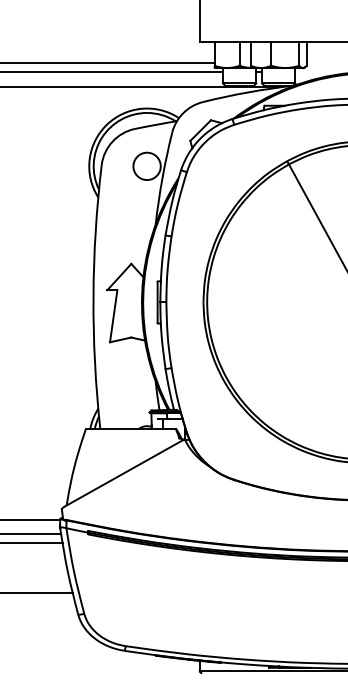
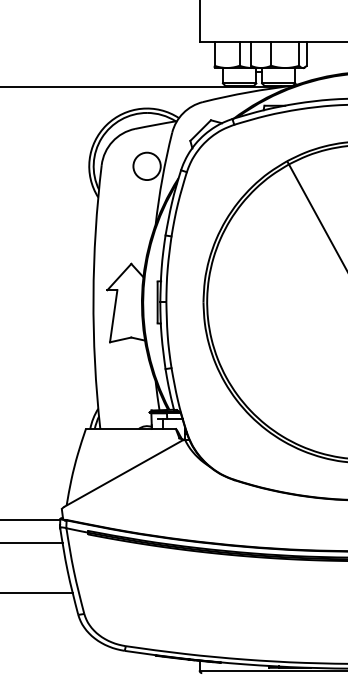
line: present -> none (108, 63)
line: present -> none (112, 71)
line: present -> none (31, 534)
